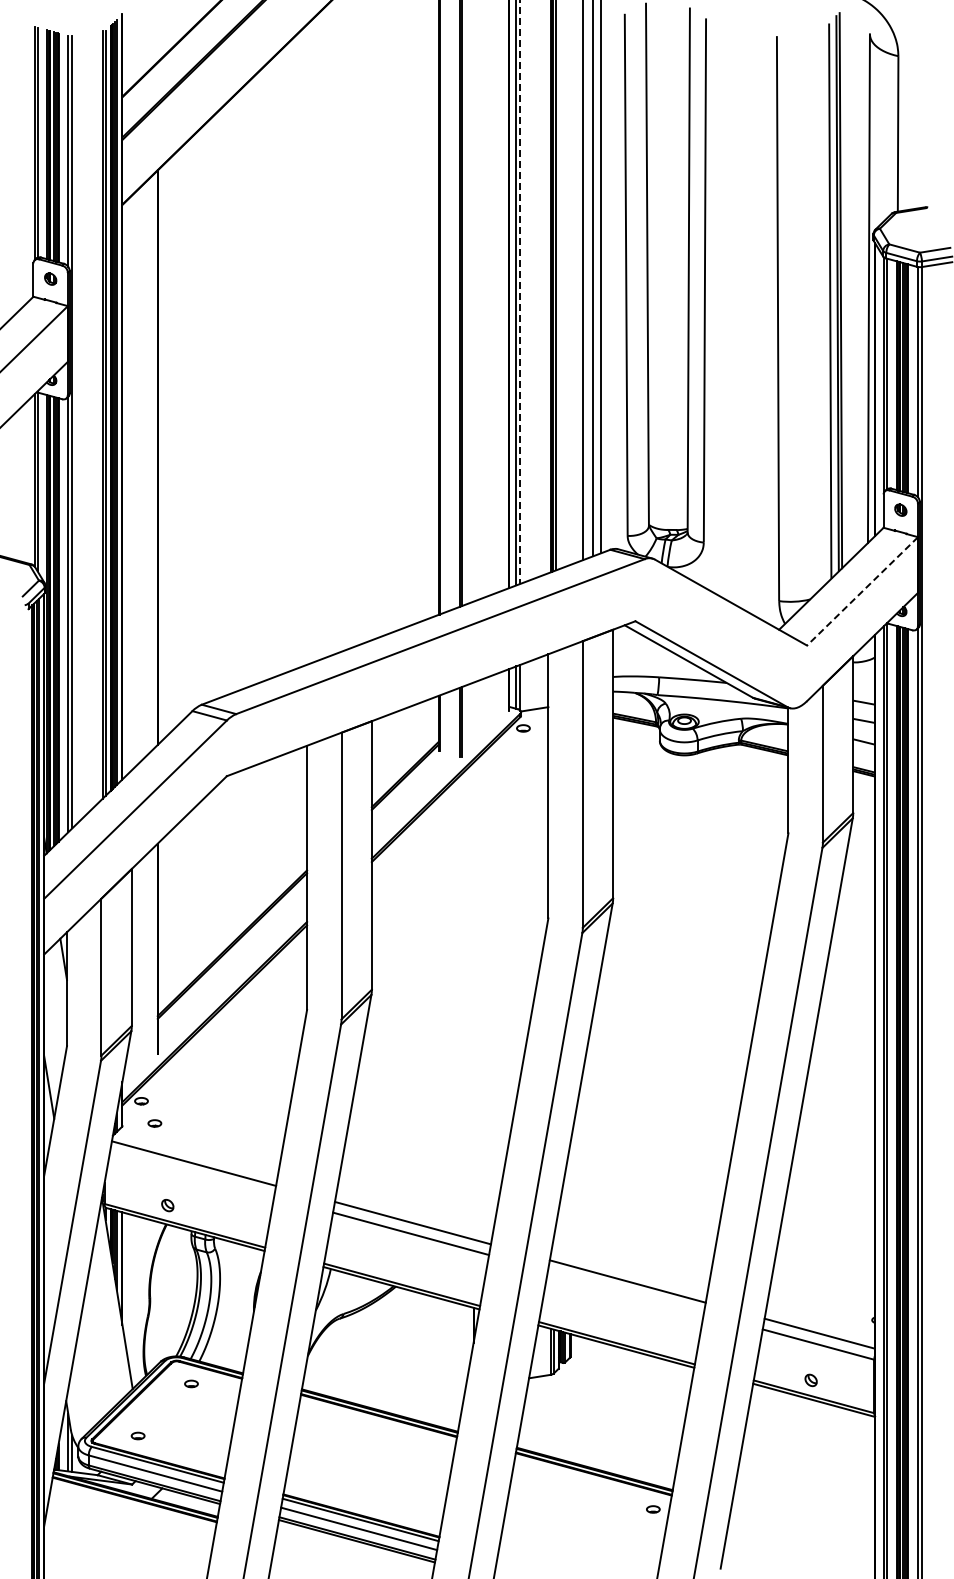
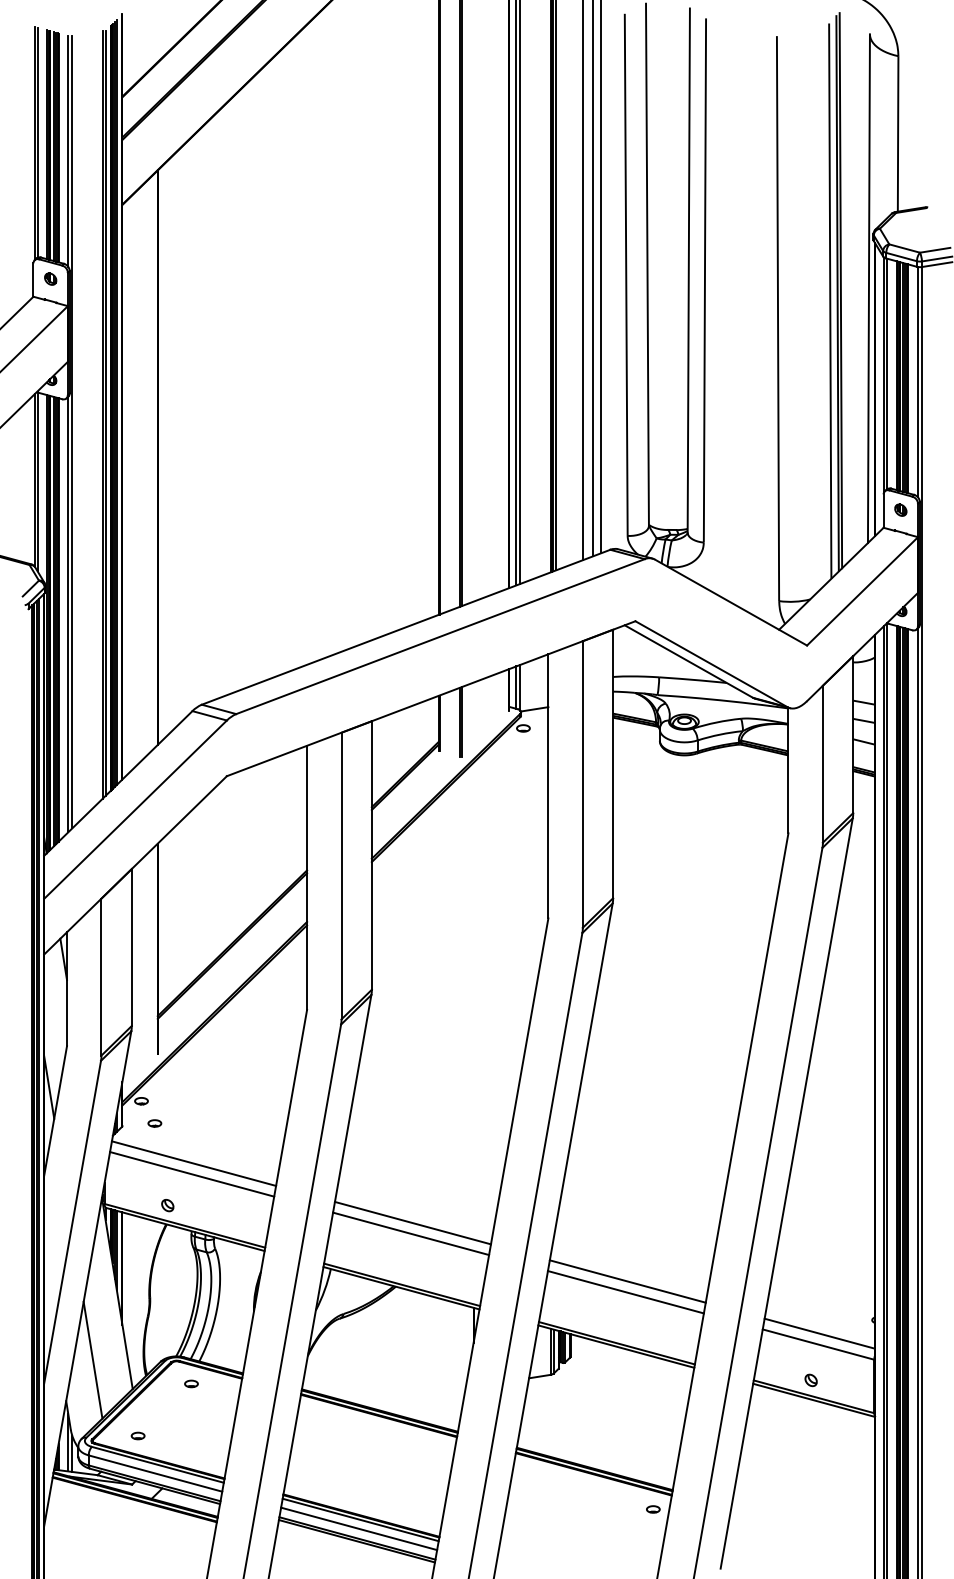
line: dashed -> solid (520, 292)
line: dashed -> solid (862, 591)
line: none -> present (192, 1174)
line: none -> present (625, 1292)
line: none -> present (92, 1359)
